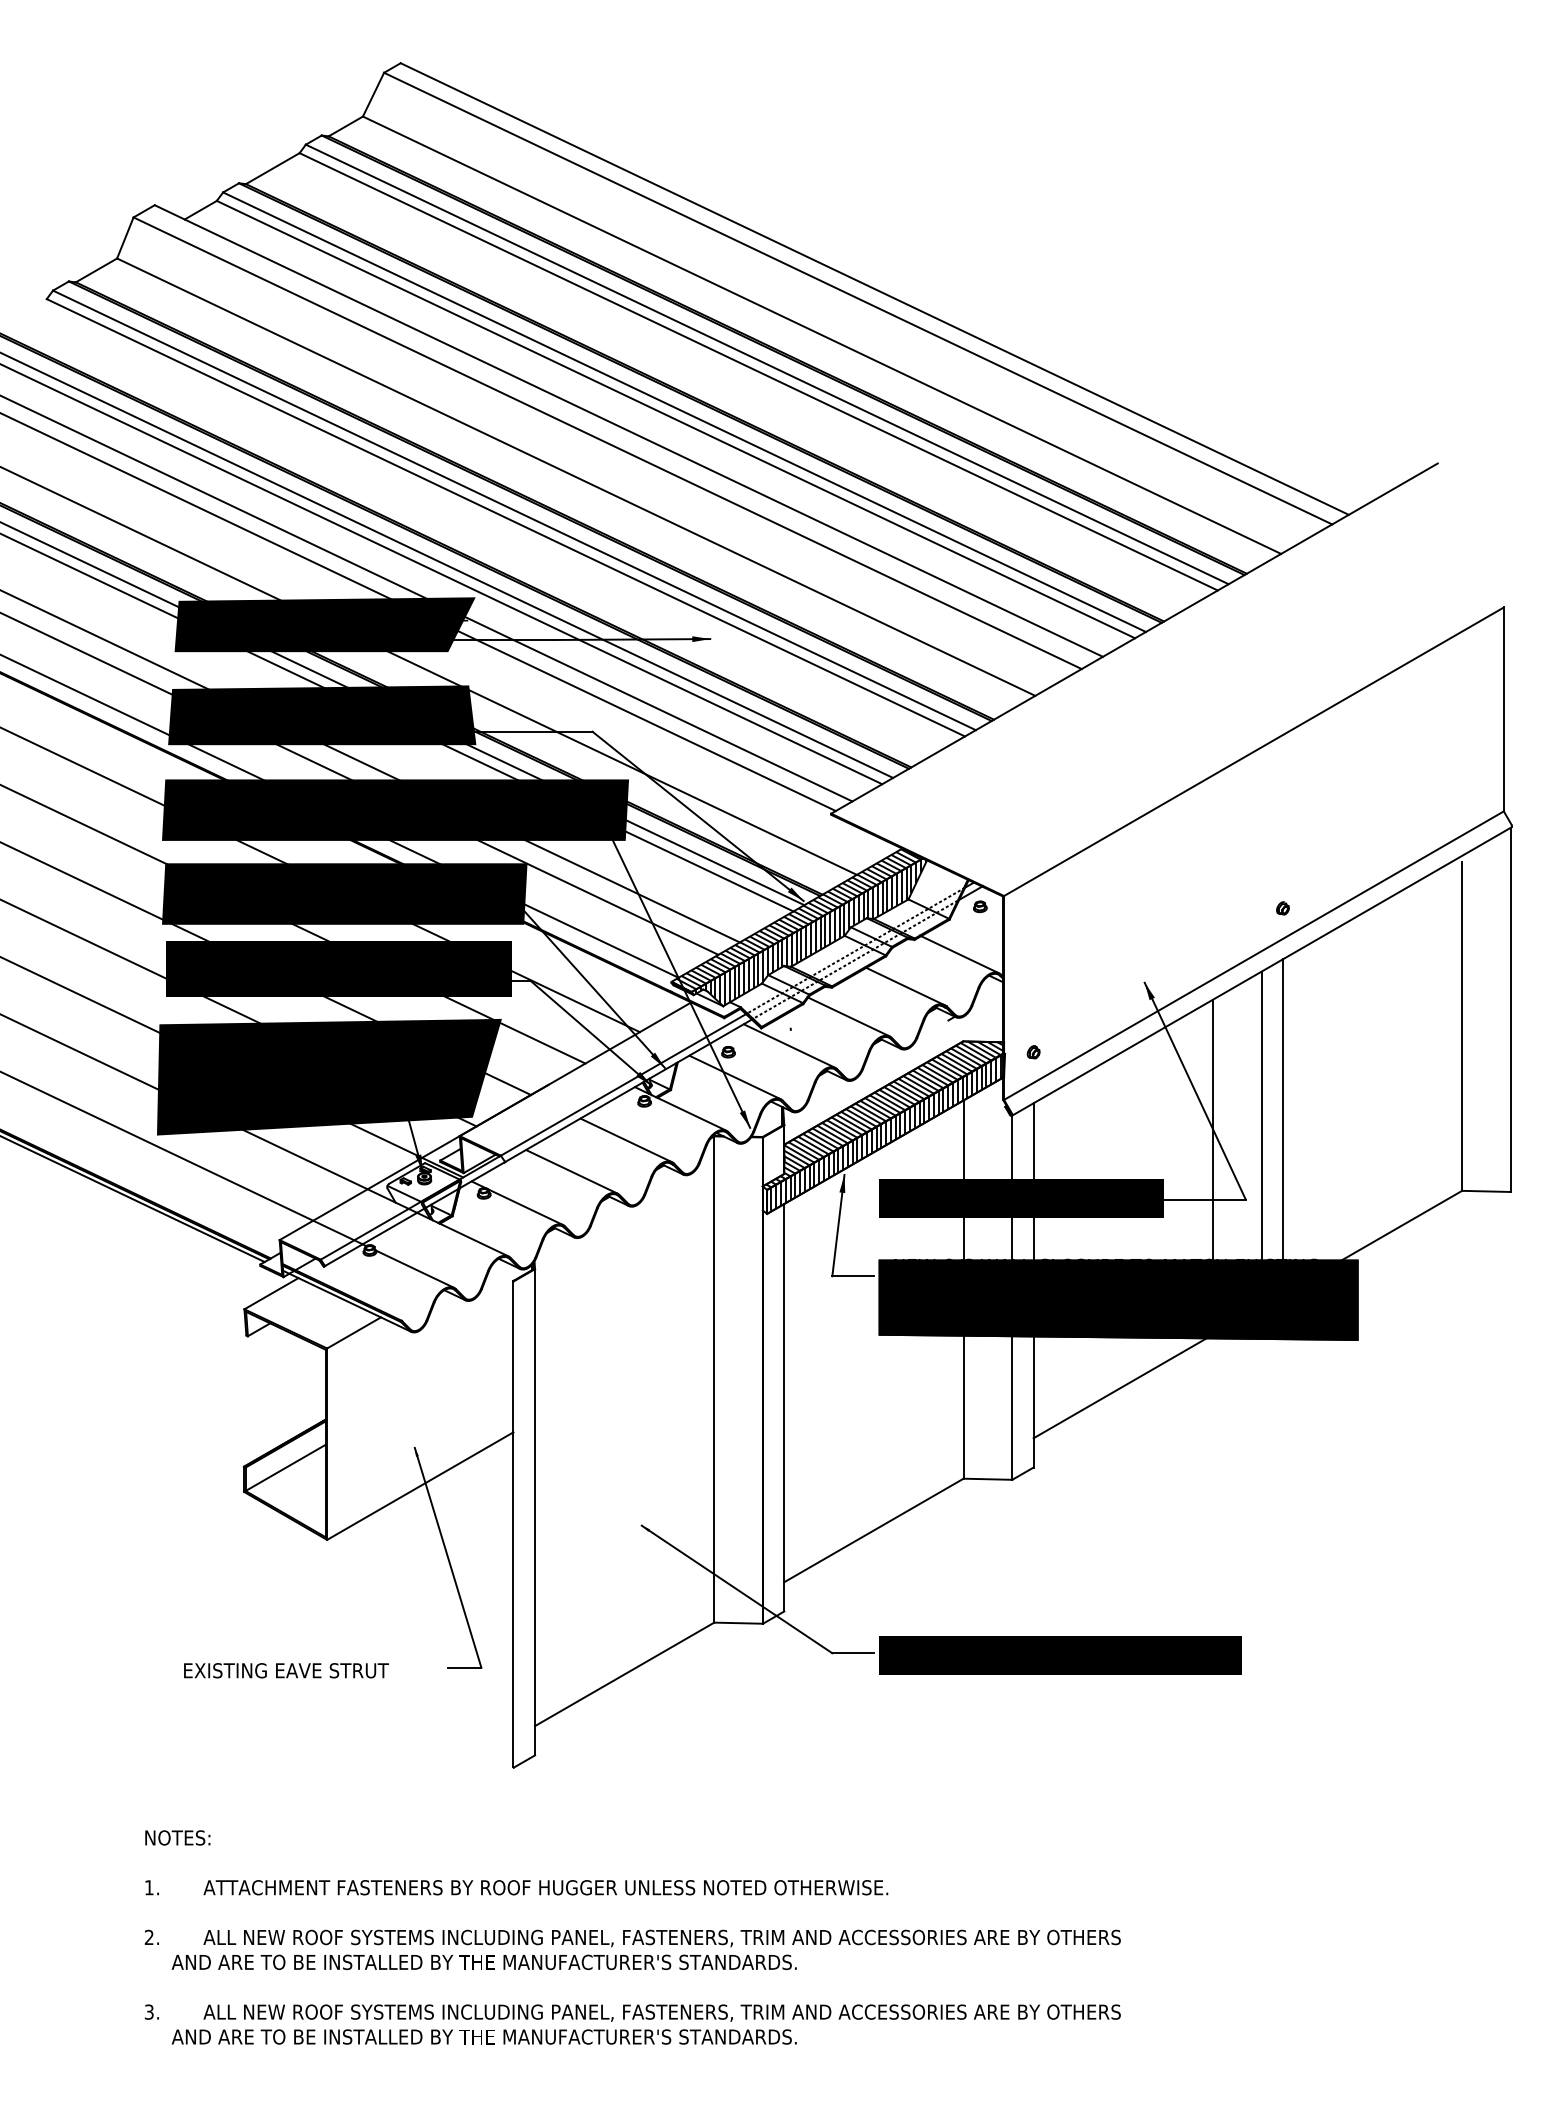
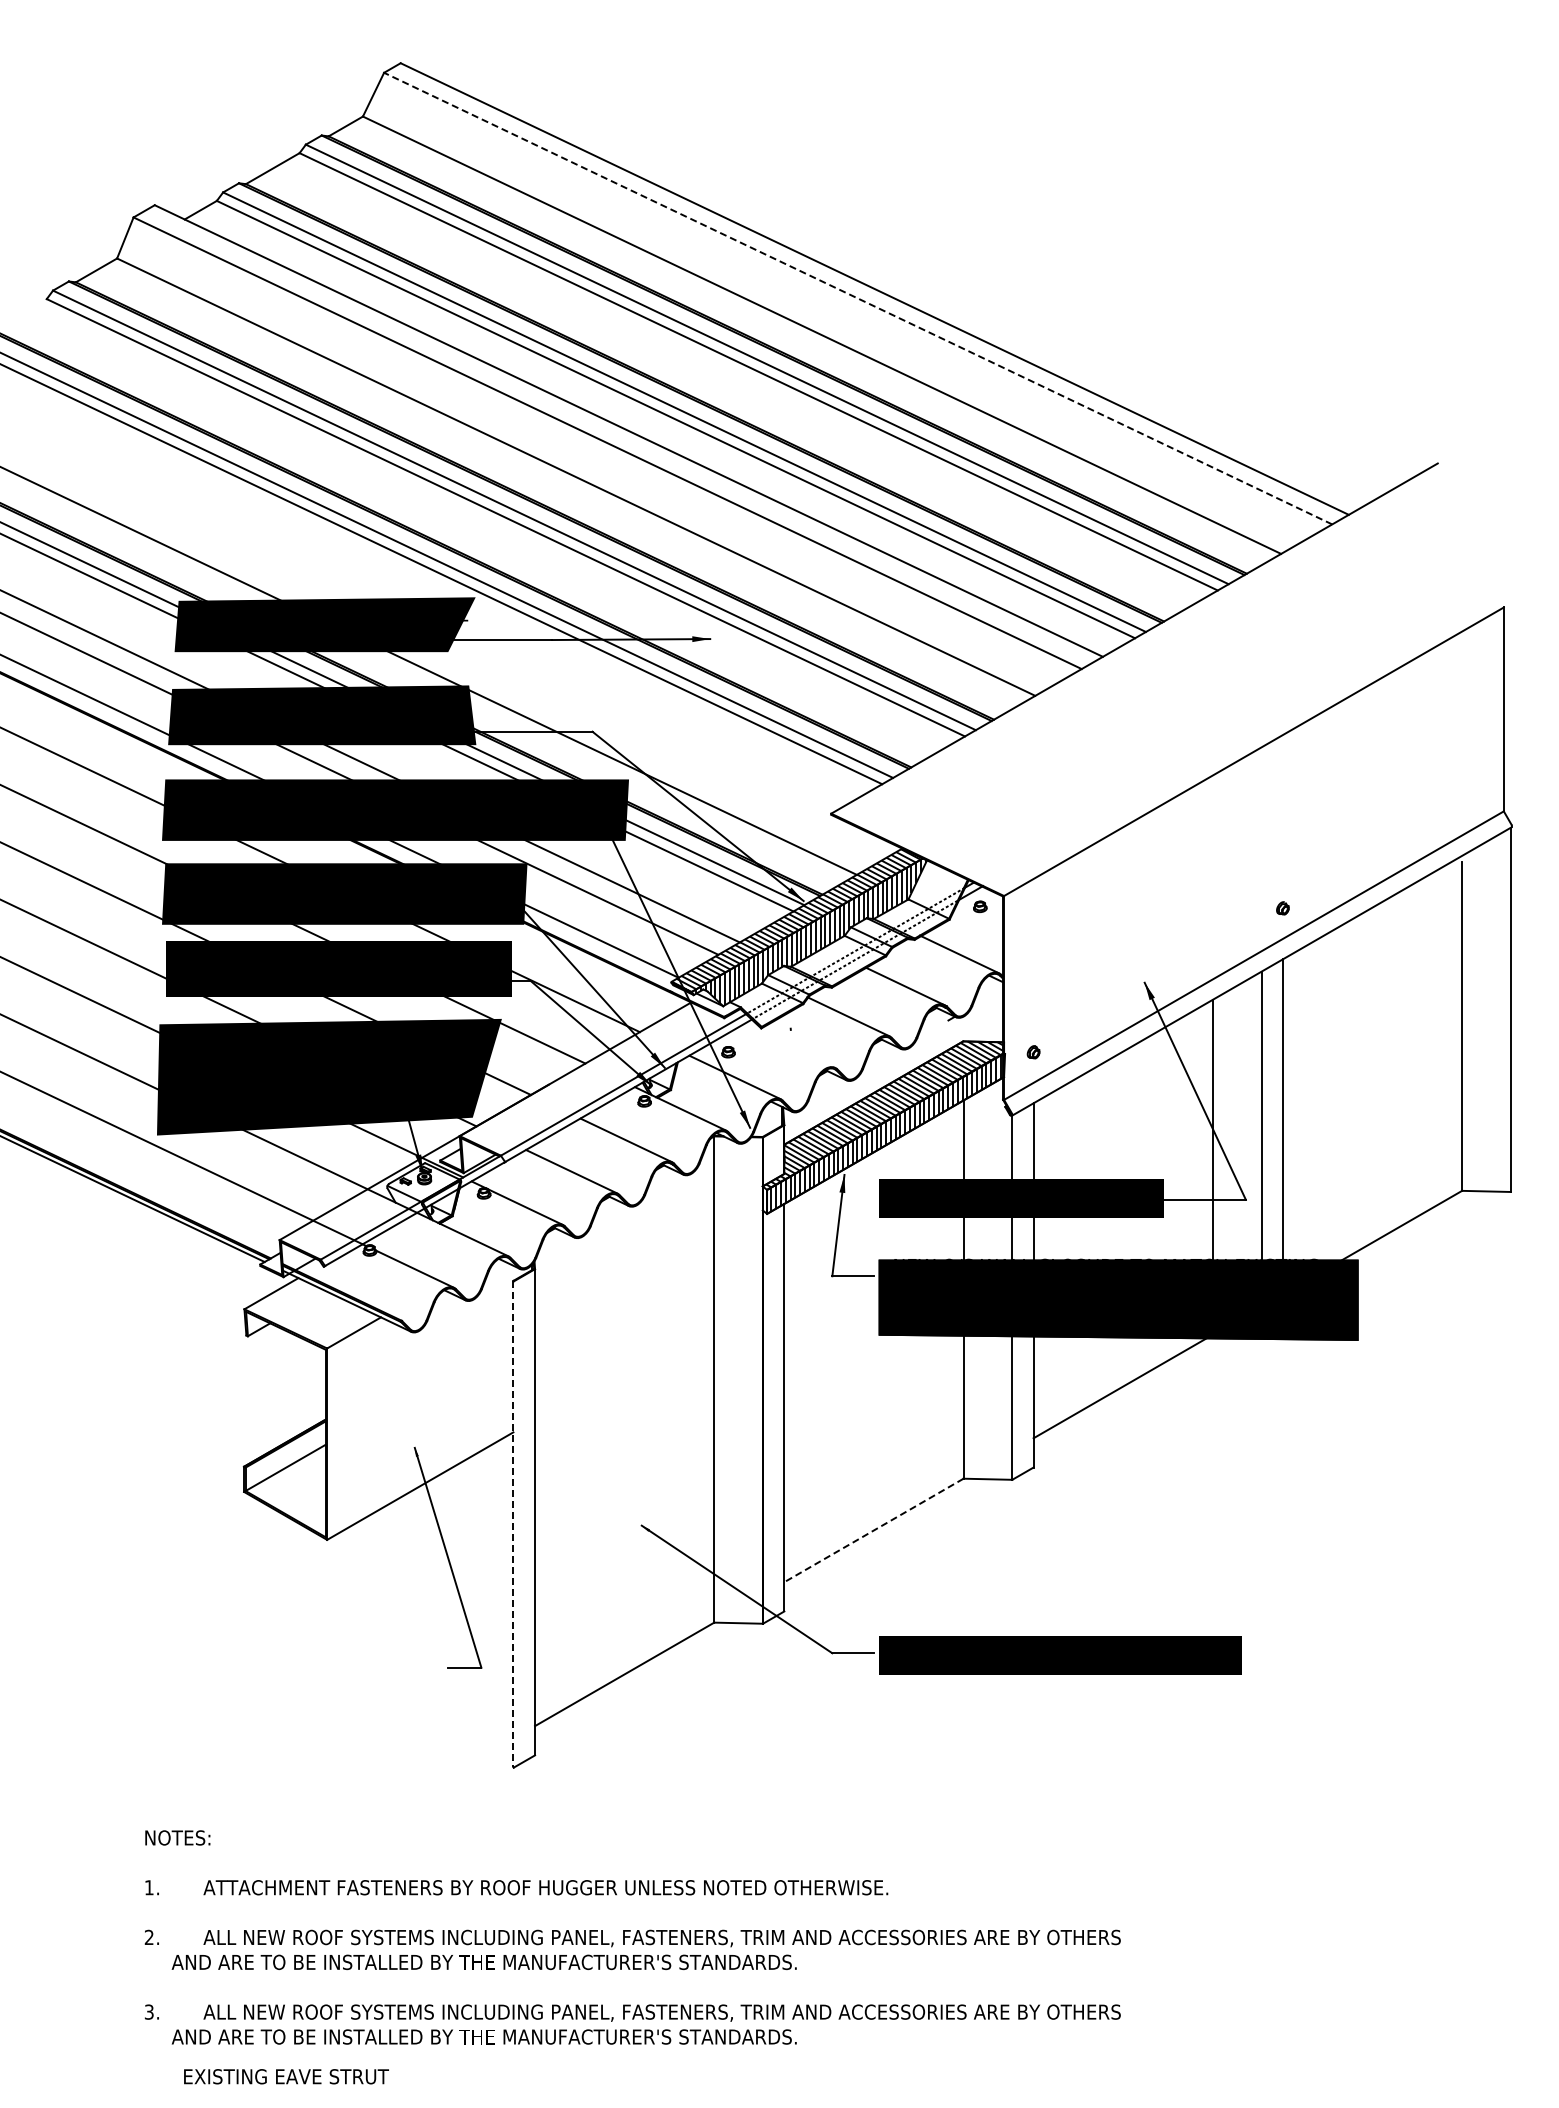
line: solid -> dashed (857, 298)
line: present -> none (427, 598)
line: present -> none (418, 612)
line: present -> none (789, 1045)
line: solid -> dashed (513, 1524)
line: solid -> dashed (873, 1530)
text position: (286, 1670) -> (286, 2076) (286, 2076)
